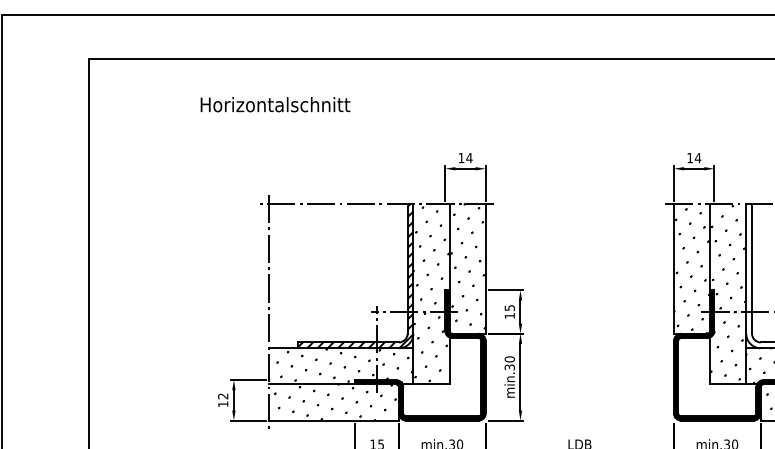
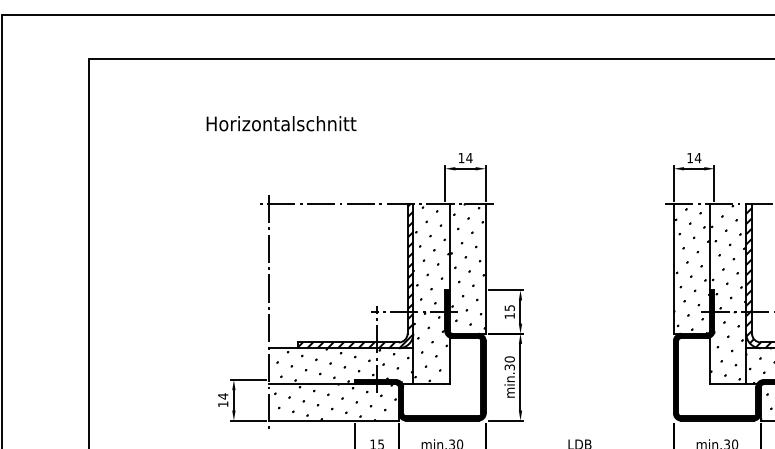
text position: (275, 104) -> (281, 123) (281, 123)
hatch: none -> present (758, 275)
text: 12 -> 14 (223, 396)
